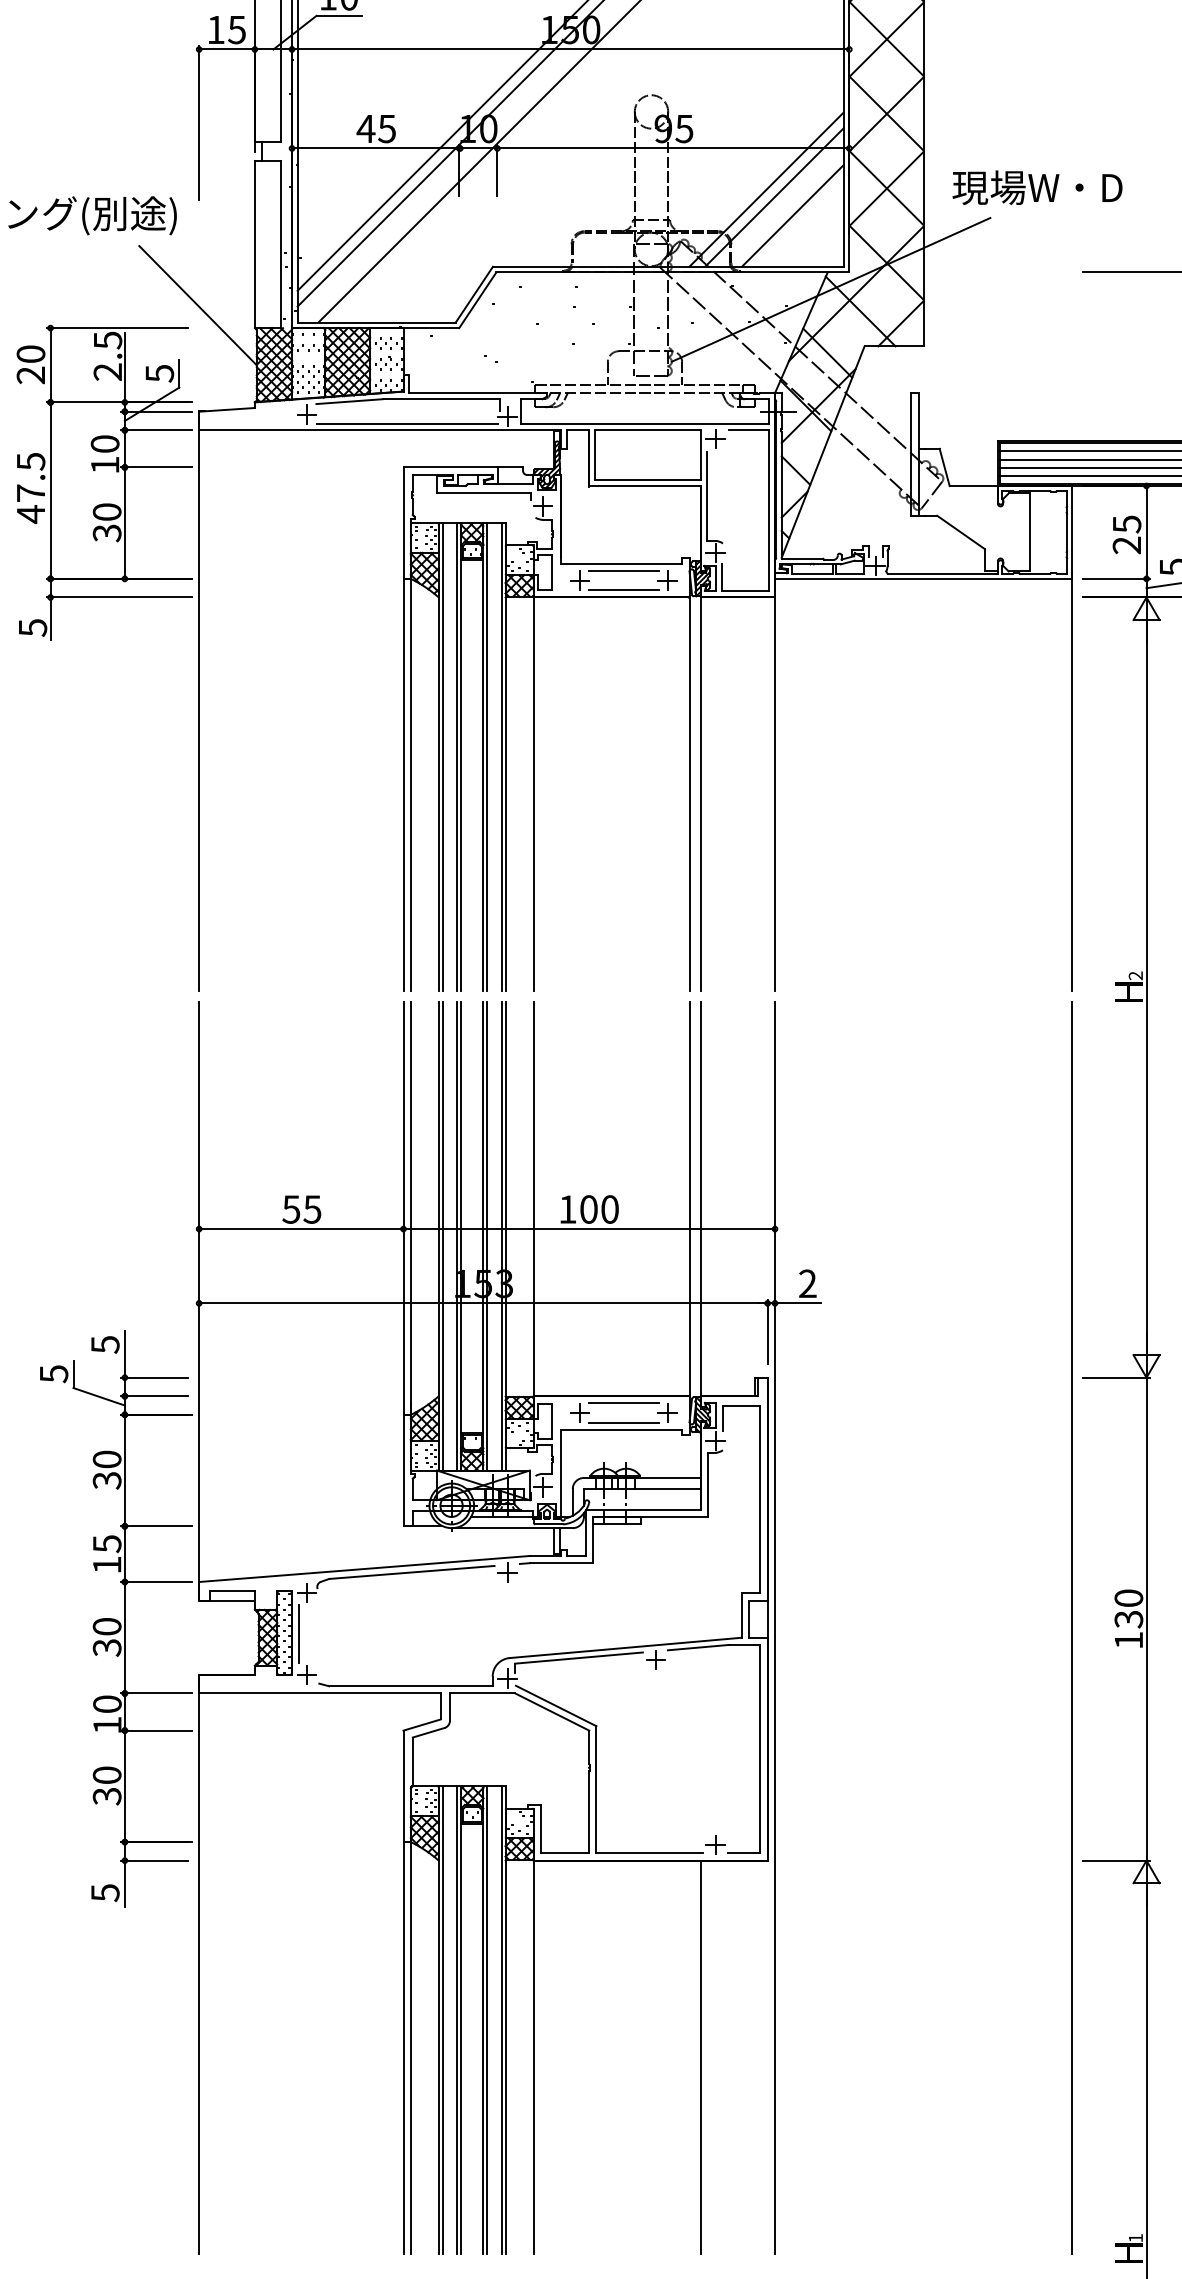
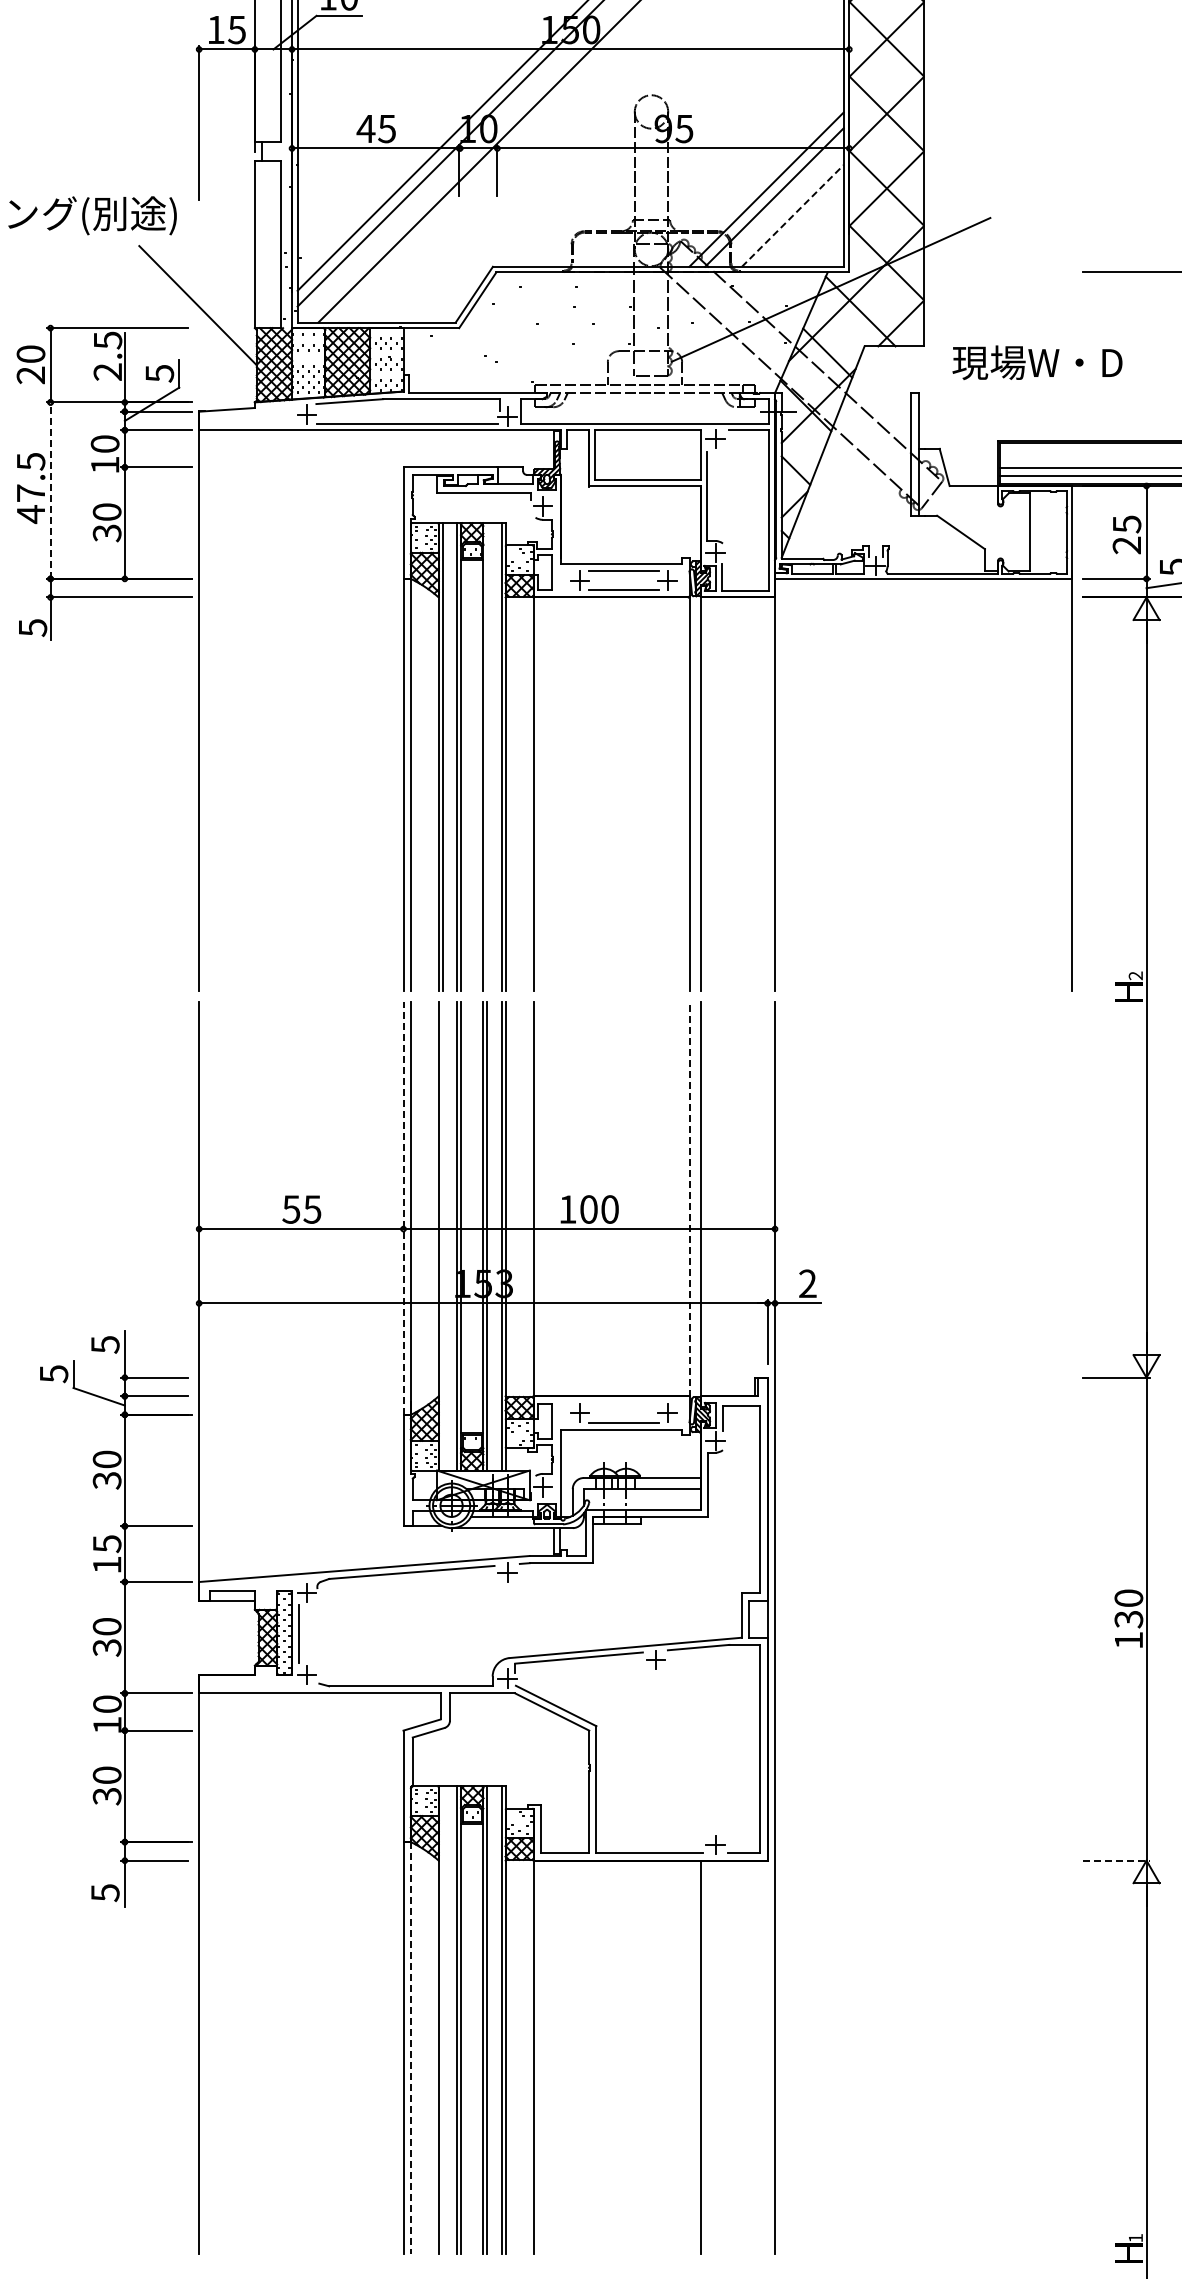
text position: (1037, 187) -> (1037, 362) (1037, 362)
line: solid -> dashed (792, 215)
line: present -> none (1088, 451)
line: present -> none (1088, 459)
line: solid -> dashed (50, 490)
line: present -> none (487, 757)
line: solid -> dashed (689, 1199)
line: solid -> dashed (403, 1208)
line: present -> none (442, 1236)
line: present -> none (623, 1403)
line: present -> none (1072, 1628)
line: solid -> dashed (1117, 1860)
line: present -> none (442, 2020)
line: solid -> dashed (410, 2048)
